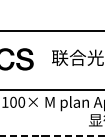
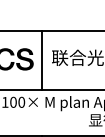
line: none -> present (41, 59)
line: dashed -> solid (52, 135)
